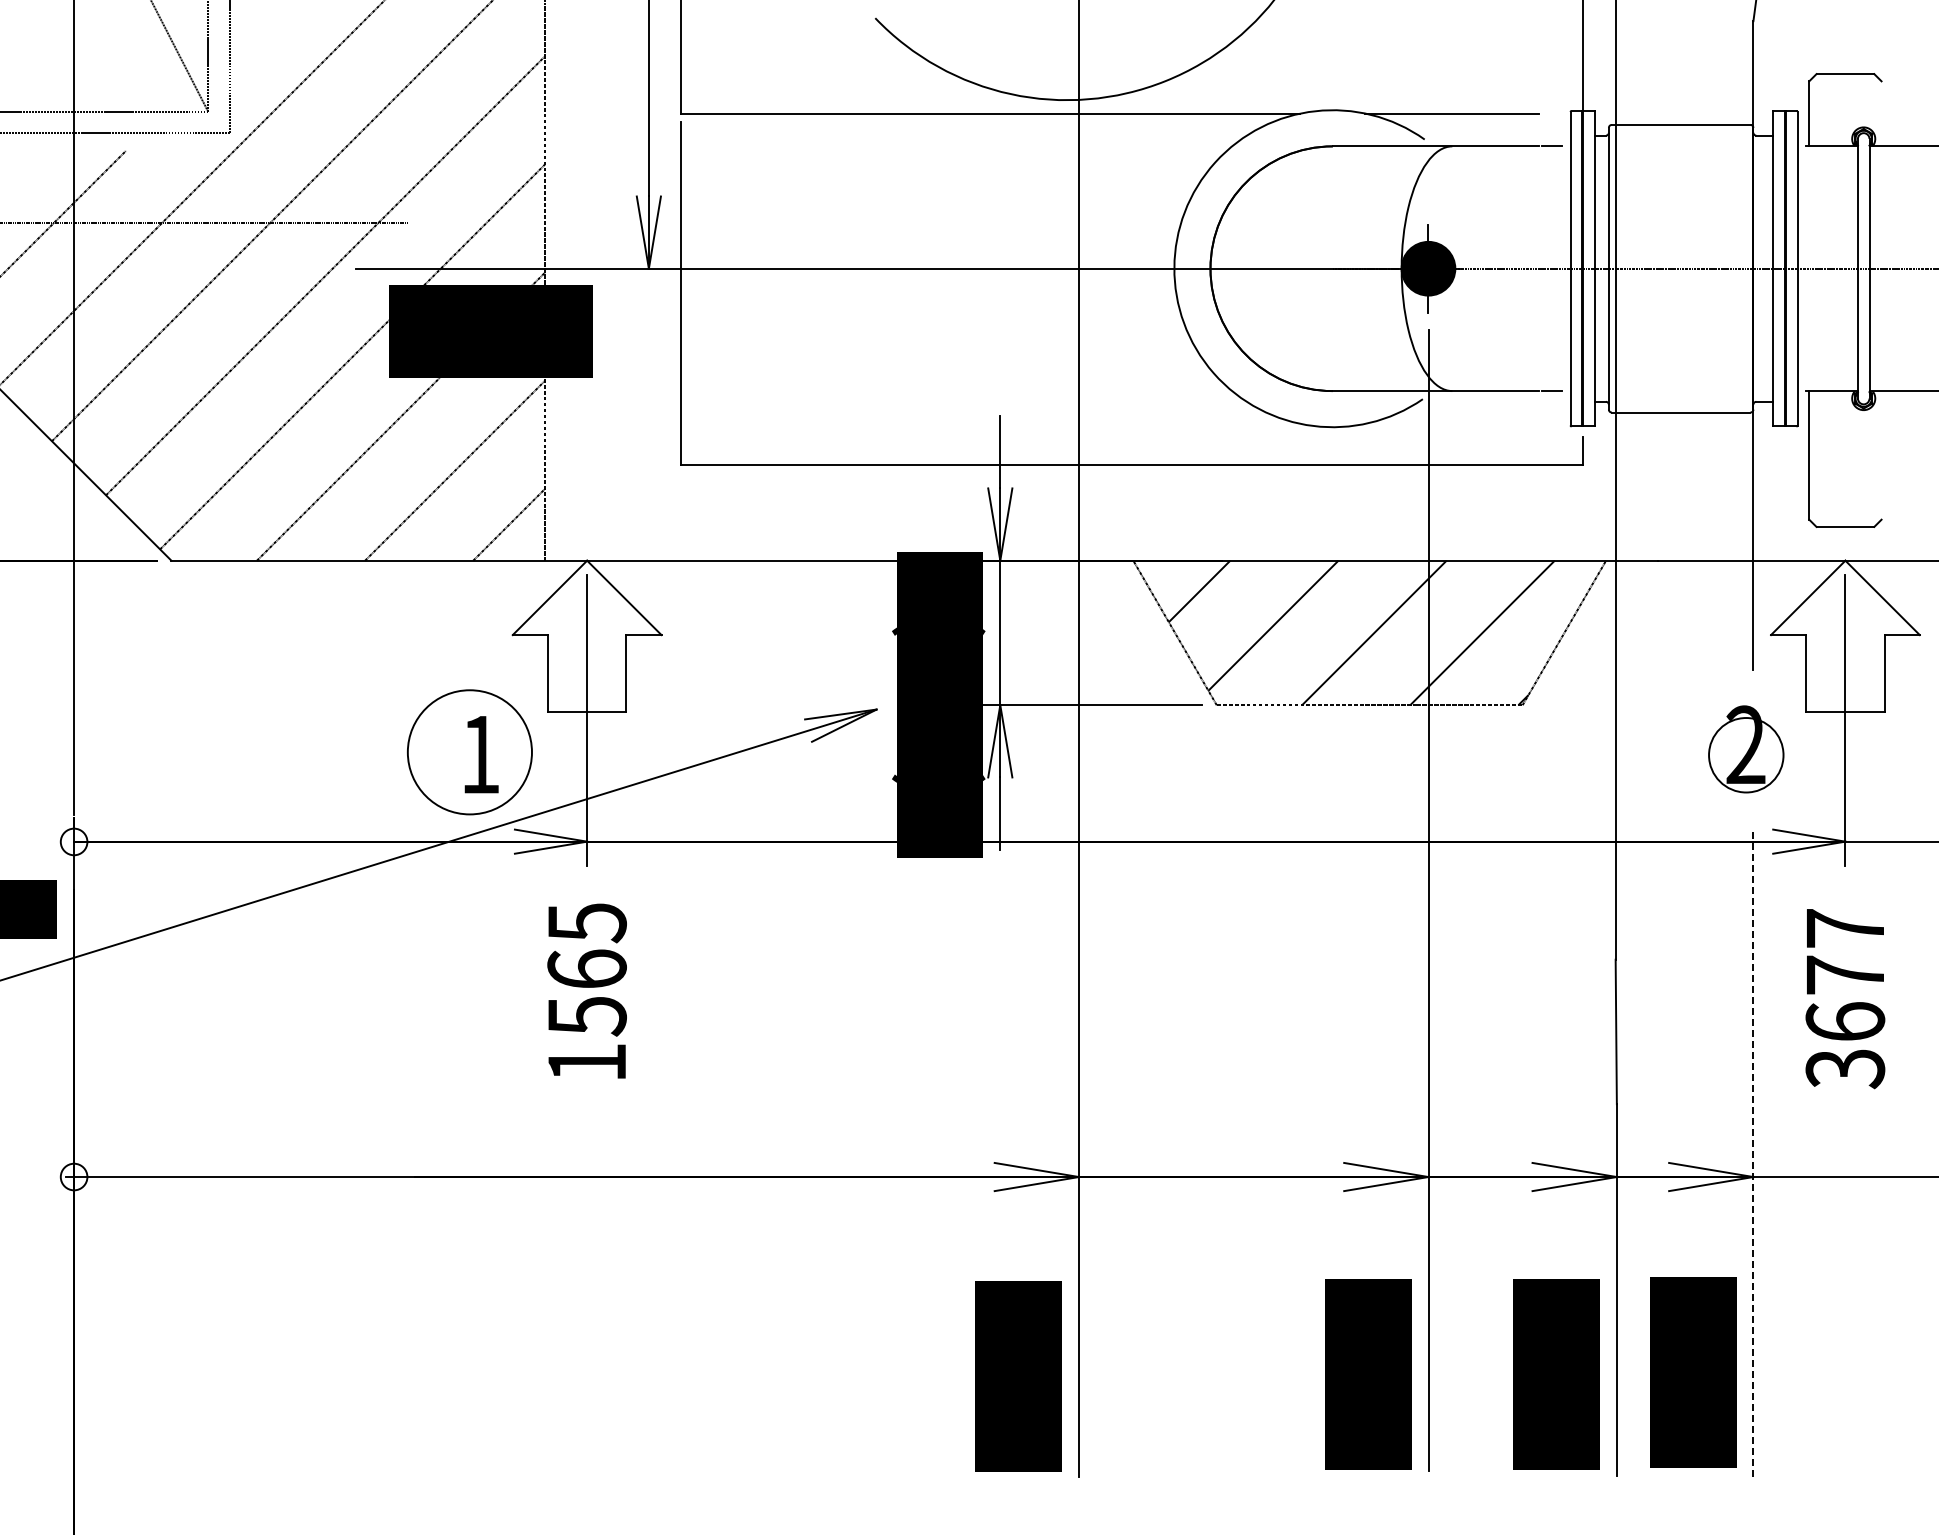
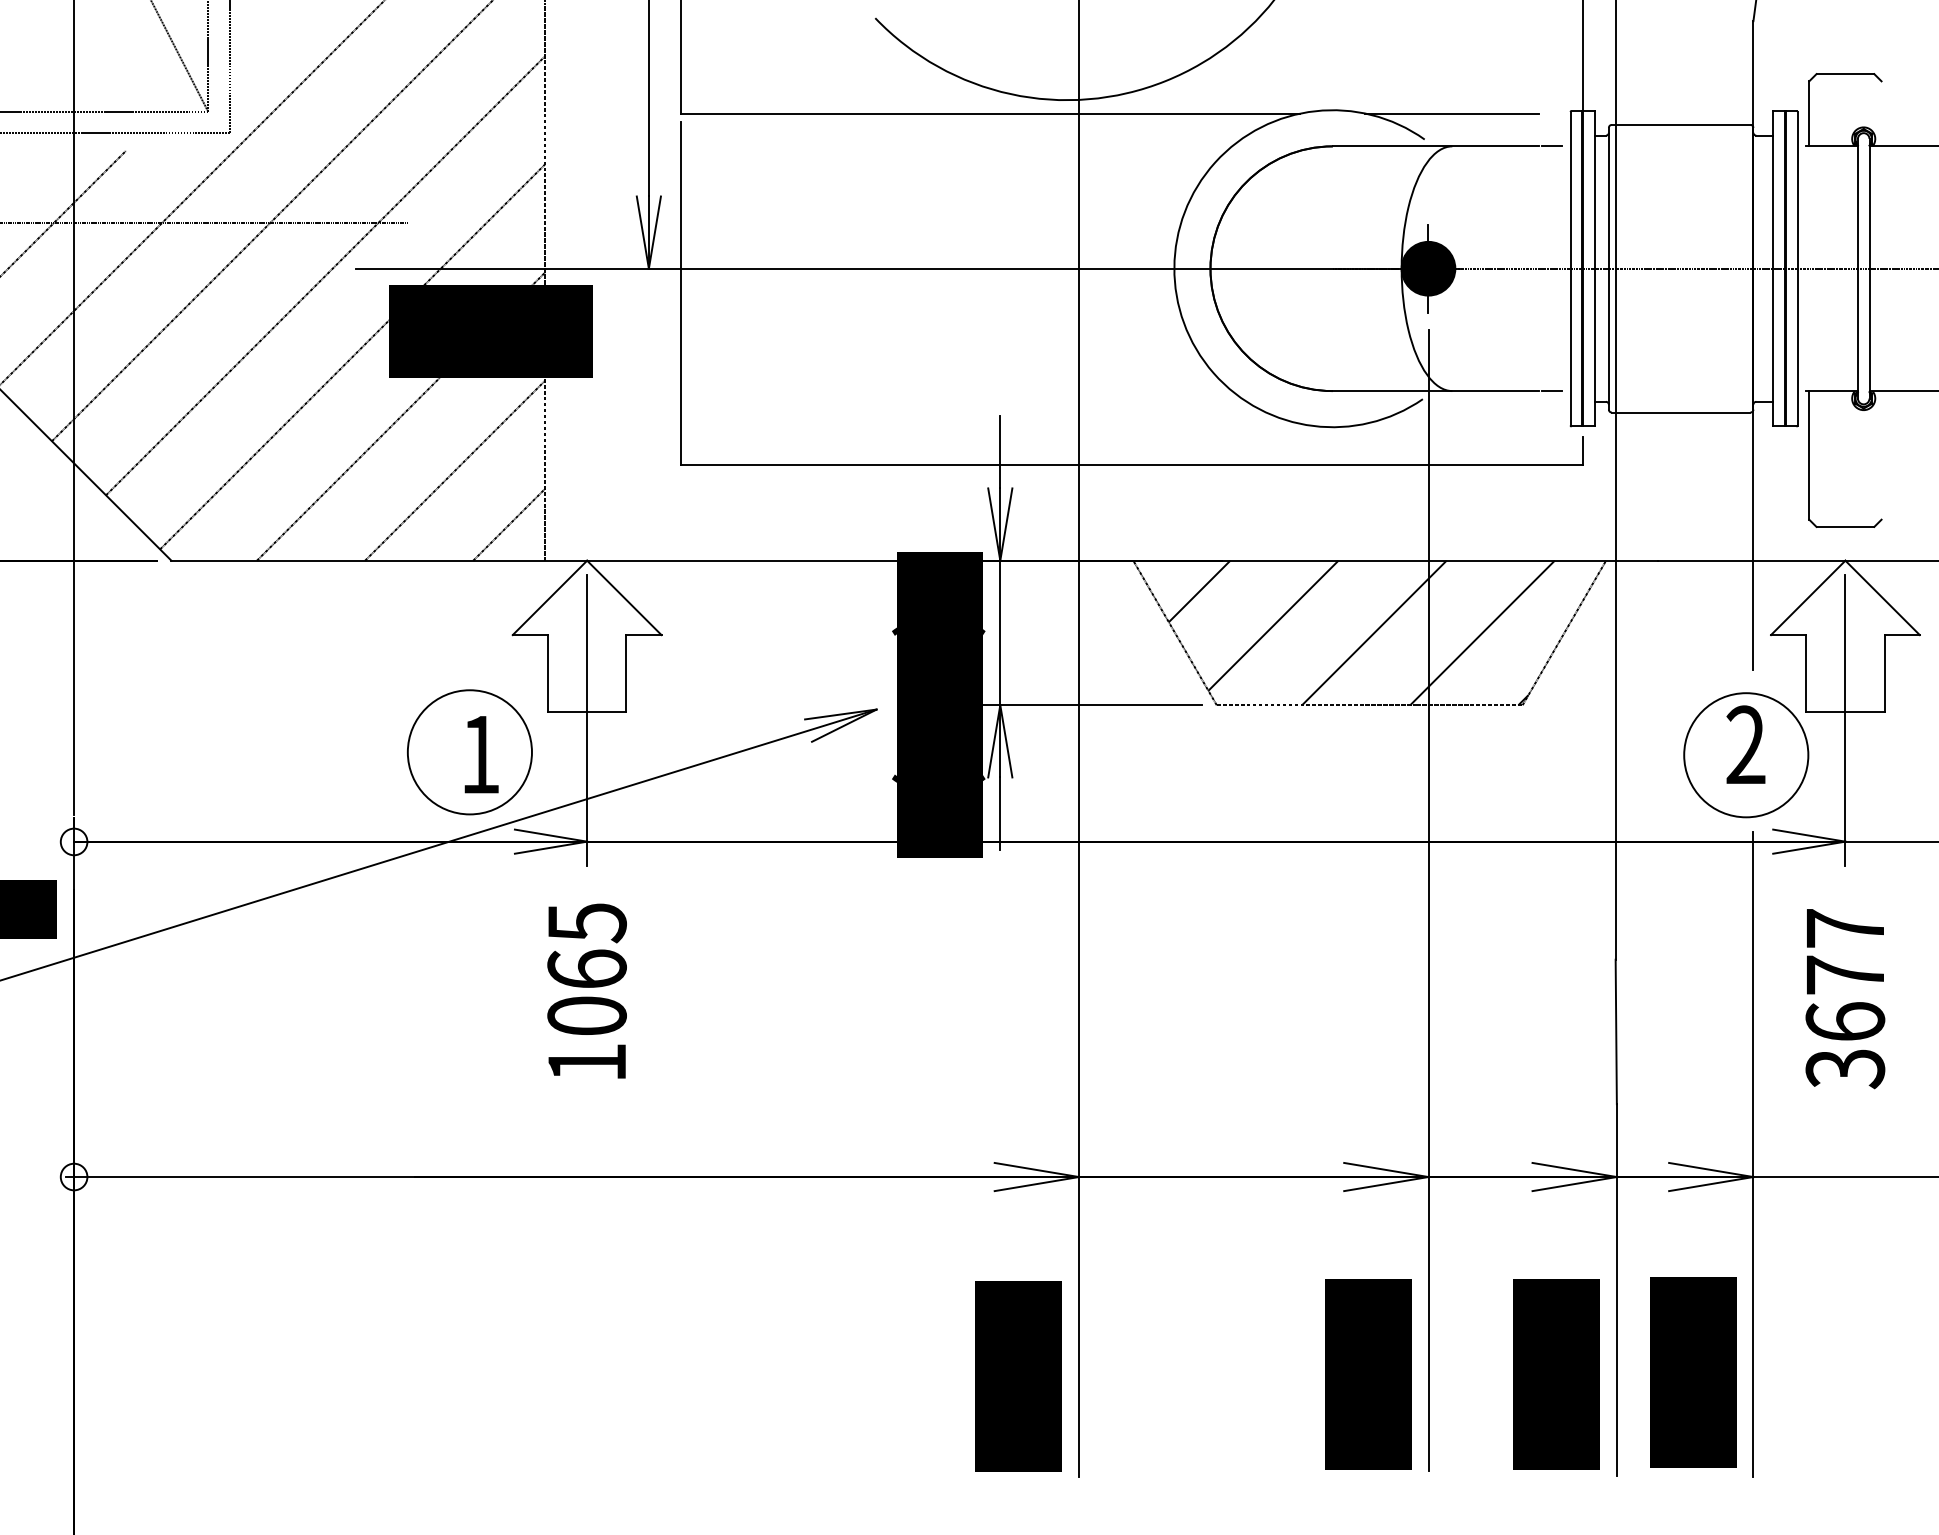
circle diameter: 74 px -> 124 px (1746, 755)
text: 1565 -> 1065 (586, 1016)
line: dashed -> solid (1753, 1154)
